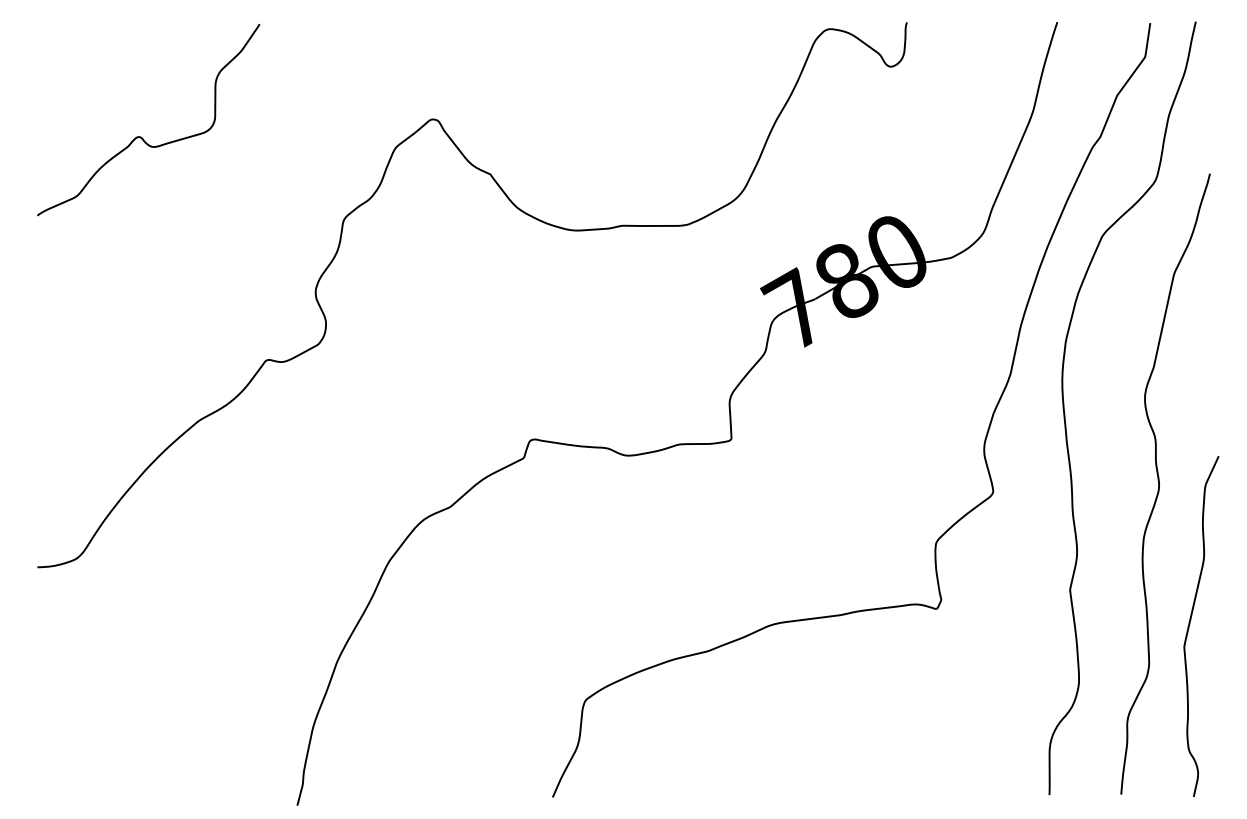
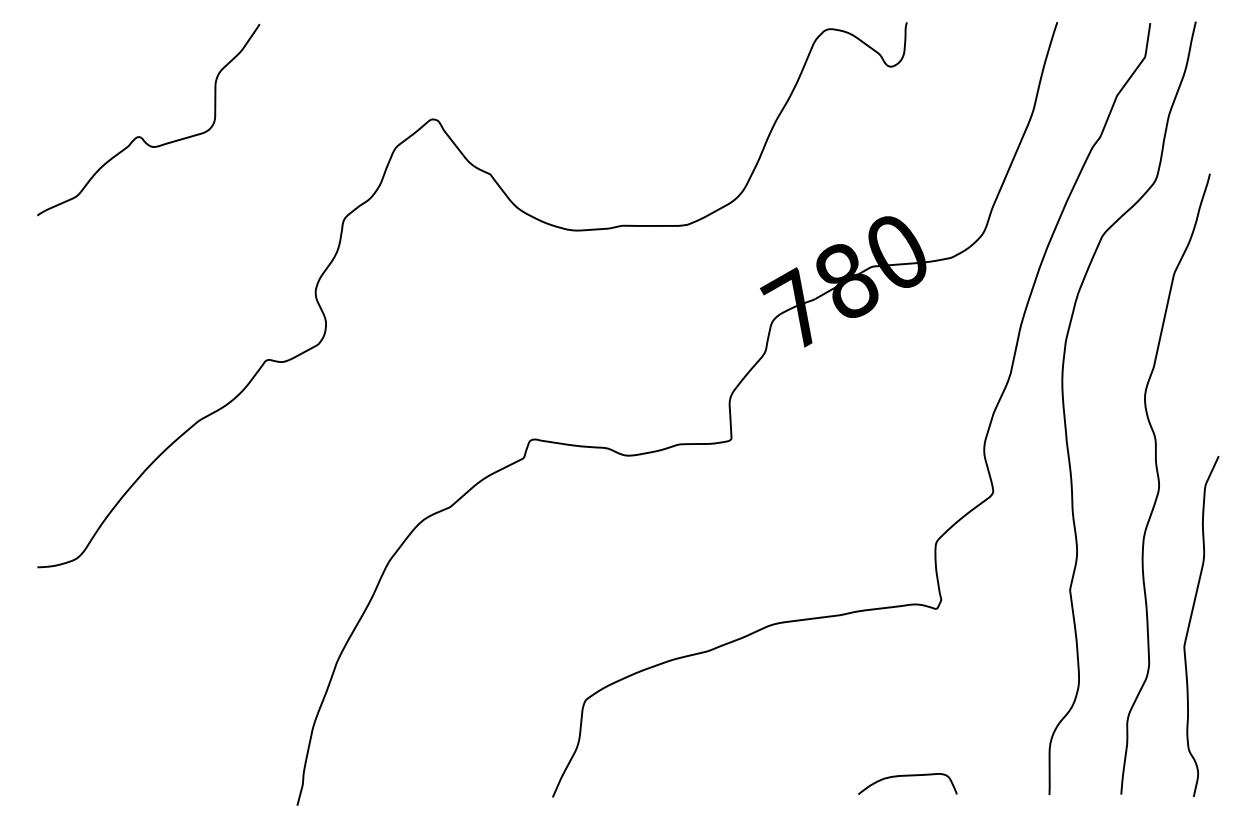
curve: none -> present (907, 776)
